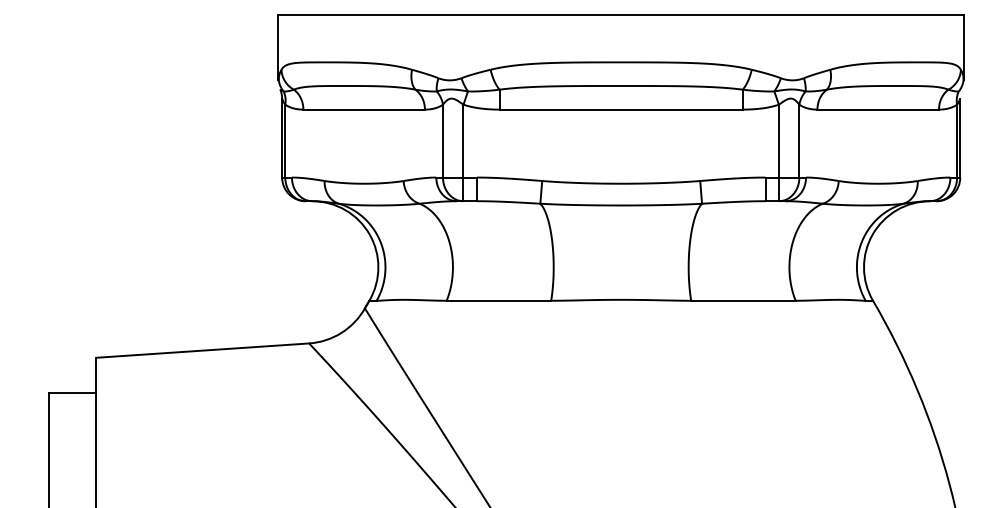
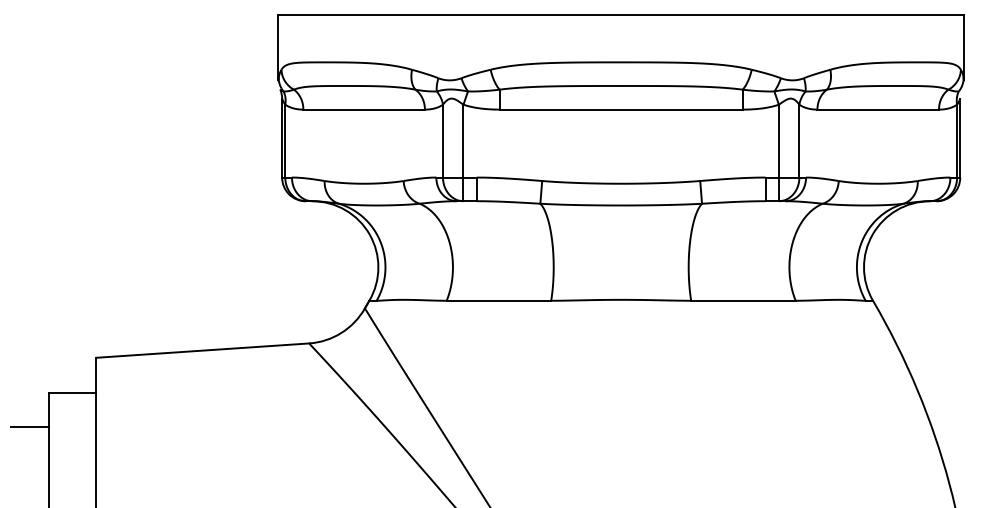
line: none -> present (30, 427)
